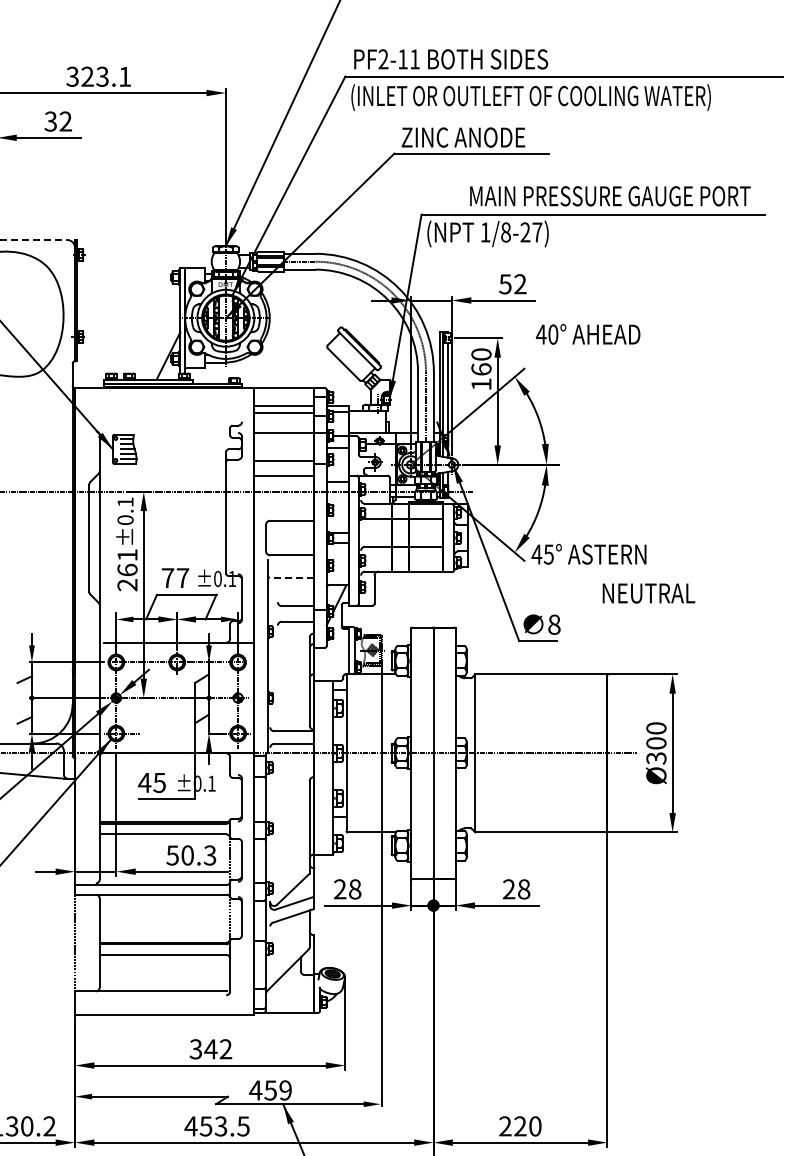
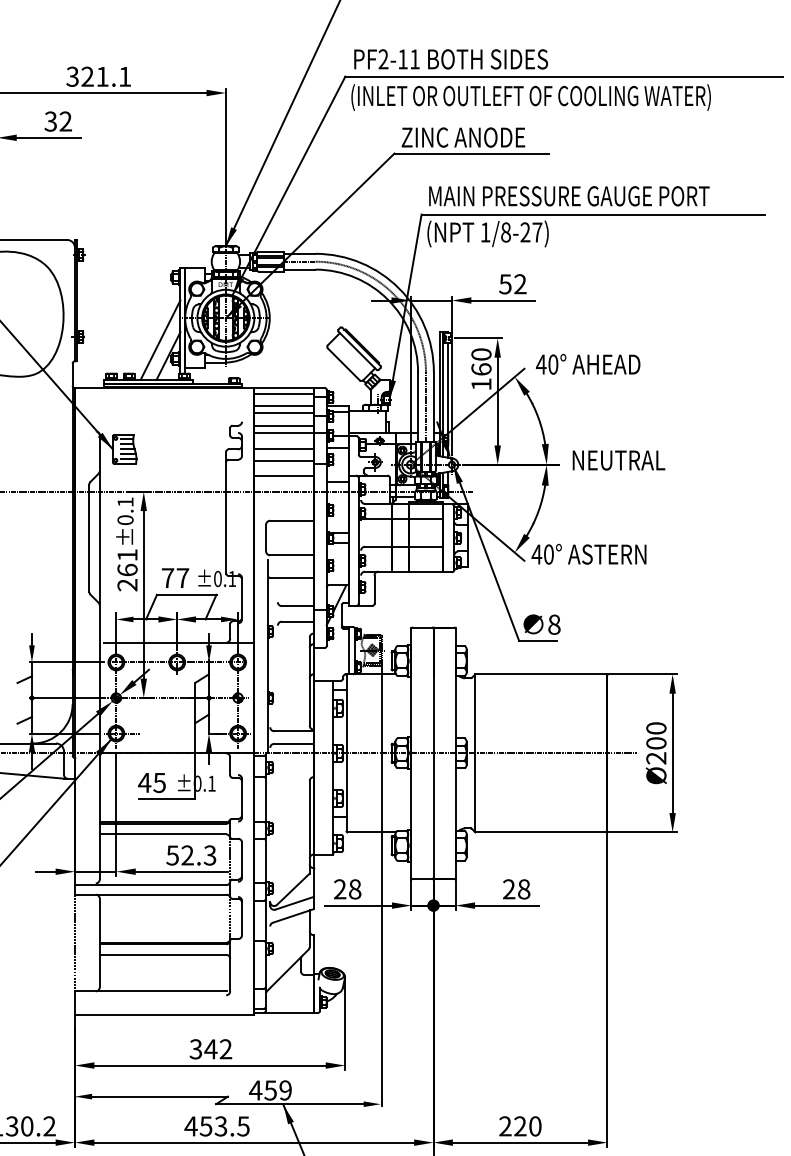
text: 323.1 -> 321.1 (102, 76)
text position: (610, 196) -> (569, 196) (569, 196)
line: dashed -> solid (34, 239)
text position: (588, 334) -> (588, 364) (588, 364)
line: none -> present (160, 339)
line: none -> present (283, 394)
line: none -> present (283, 425)
line: none -> present (283, 449)
text: 45° -> 40° (548, 554)
line: dashed -> solid (291, 577)
text position: (648, 593) -> (618, 460) (618, 460)
text: Ø300 -> Ø200 (656, 758)
text: 50.3 -> 52.3 (187, 855)
